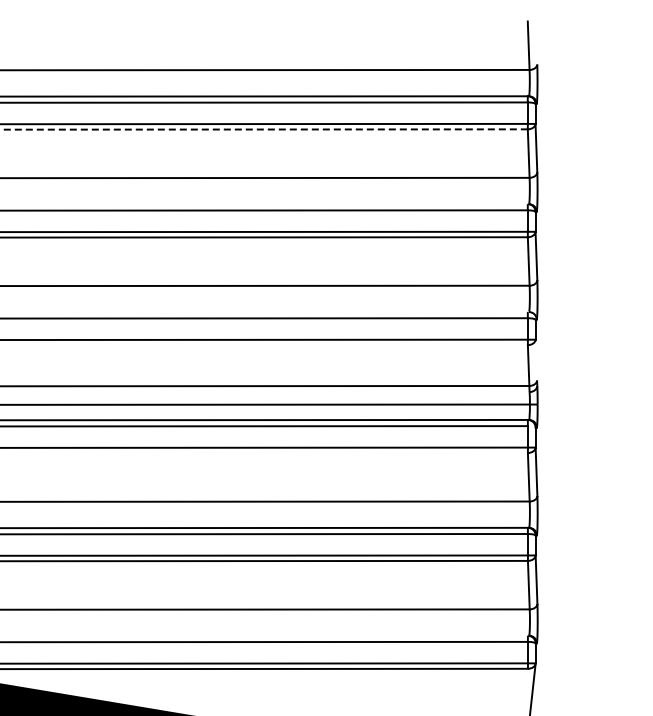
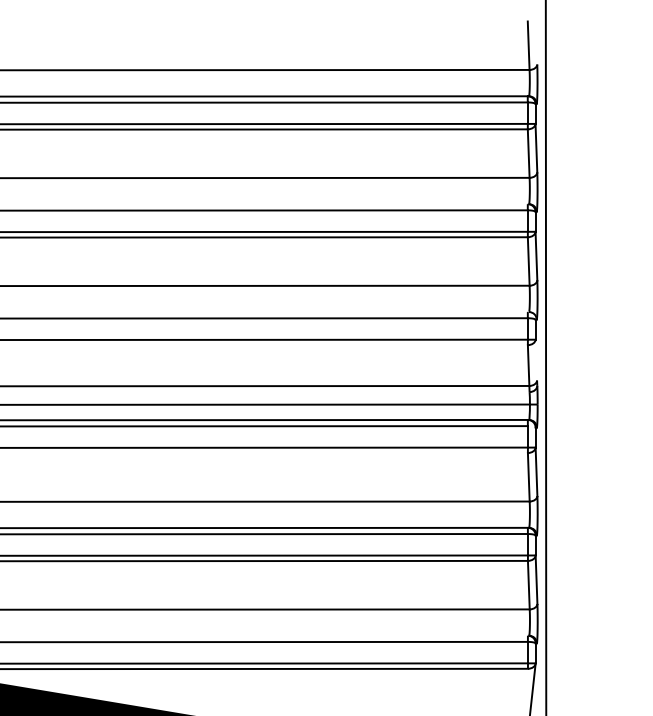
line: dashed -> solid (263, 129)
line: none -> present (545, 357)
